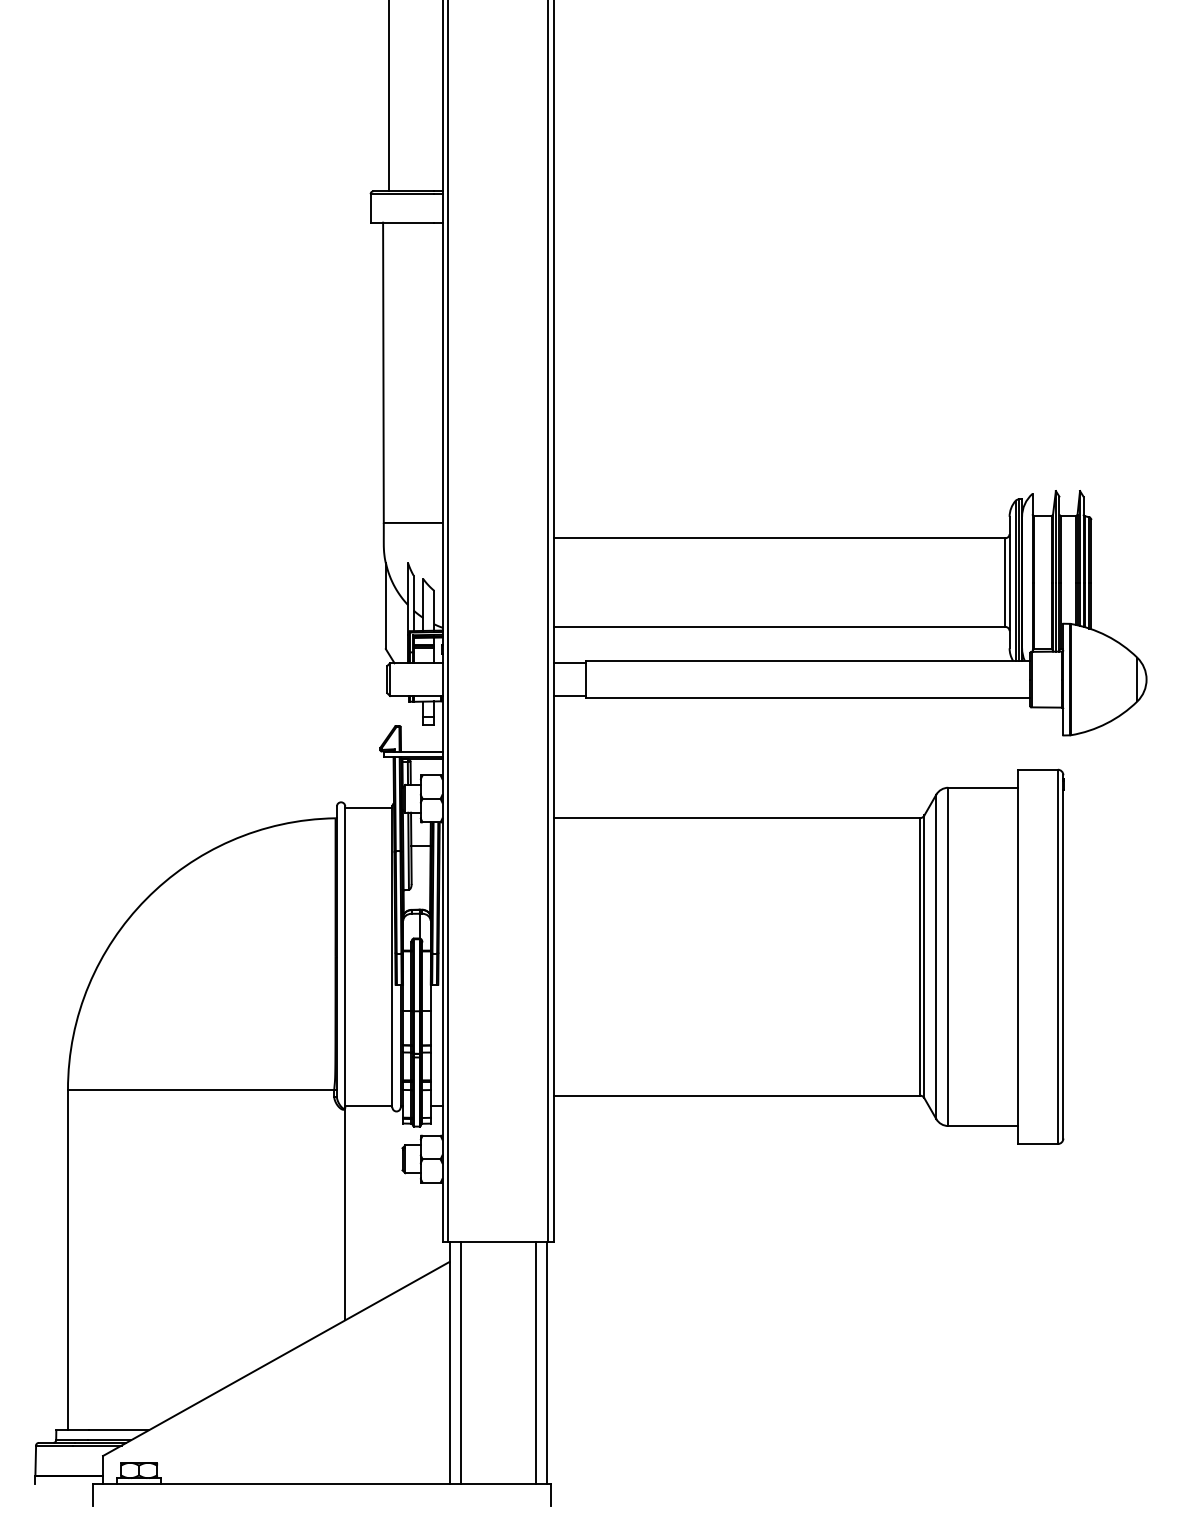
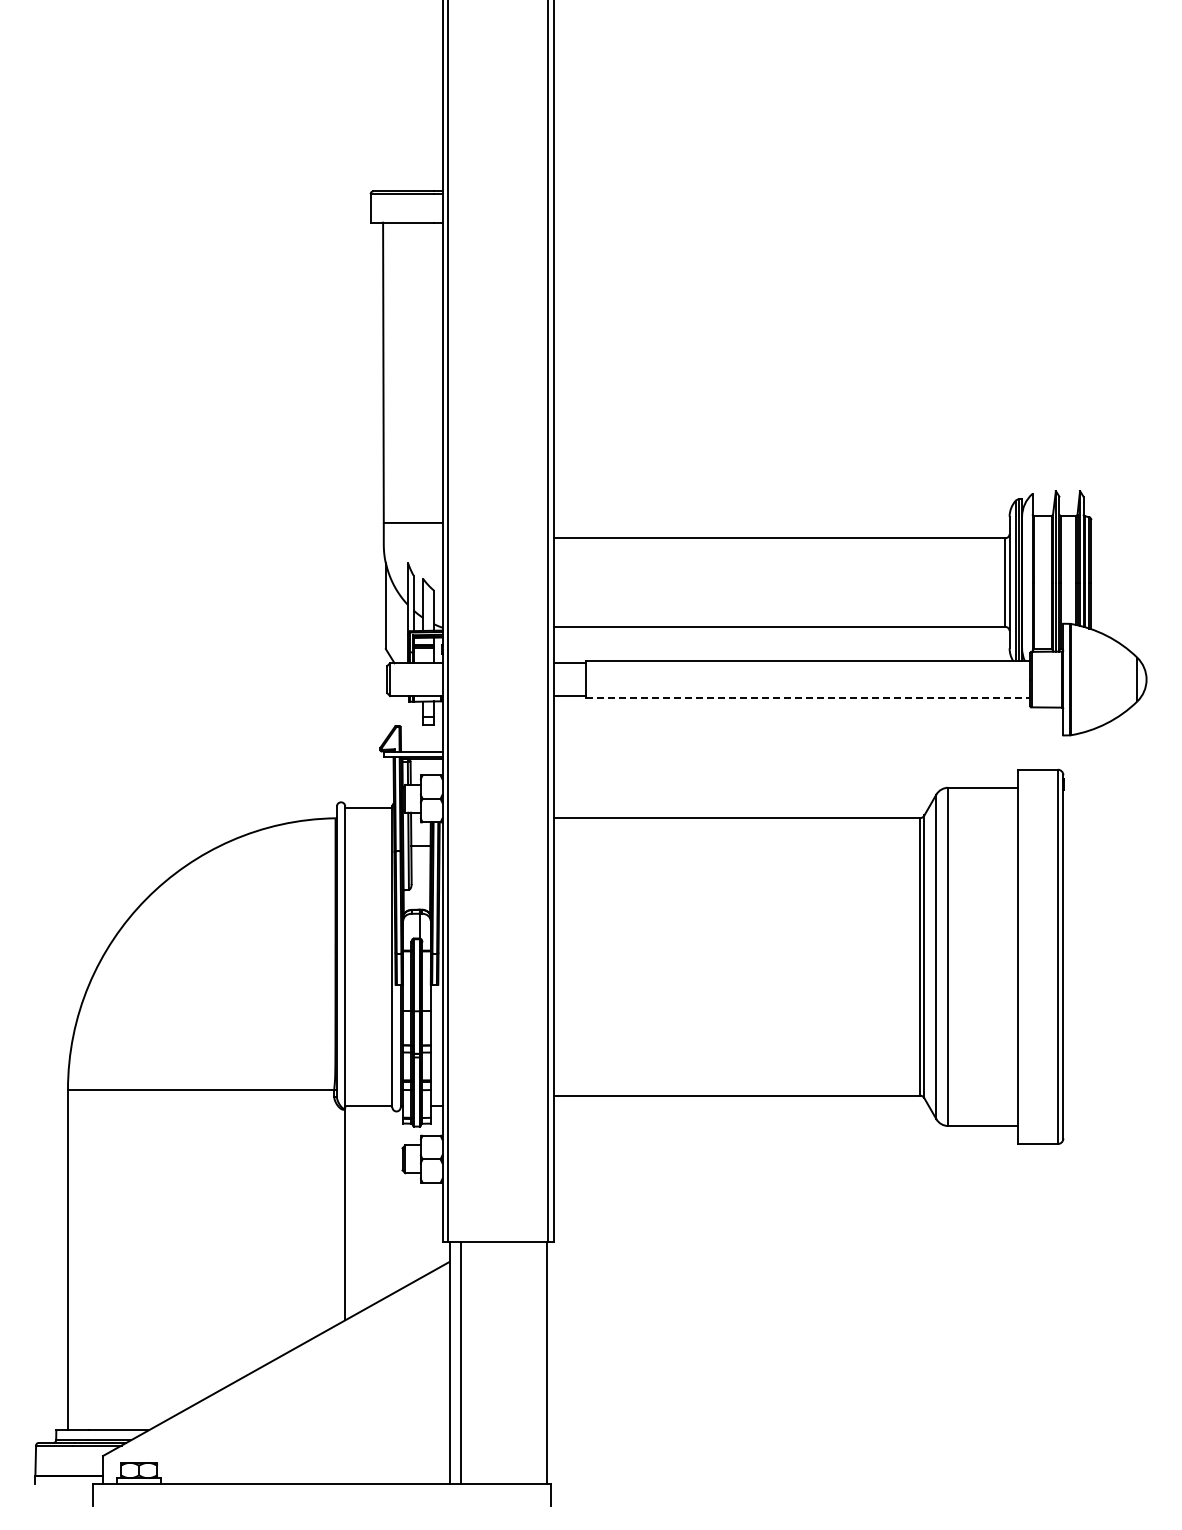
line: present -> none (389, 96)
line: solid -> dashed (808, 698)
line: present -> none (535, 1362)
